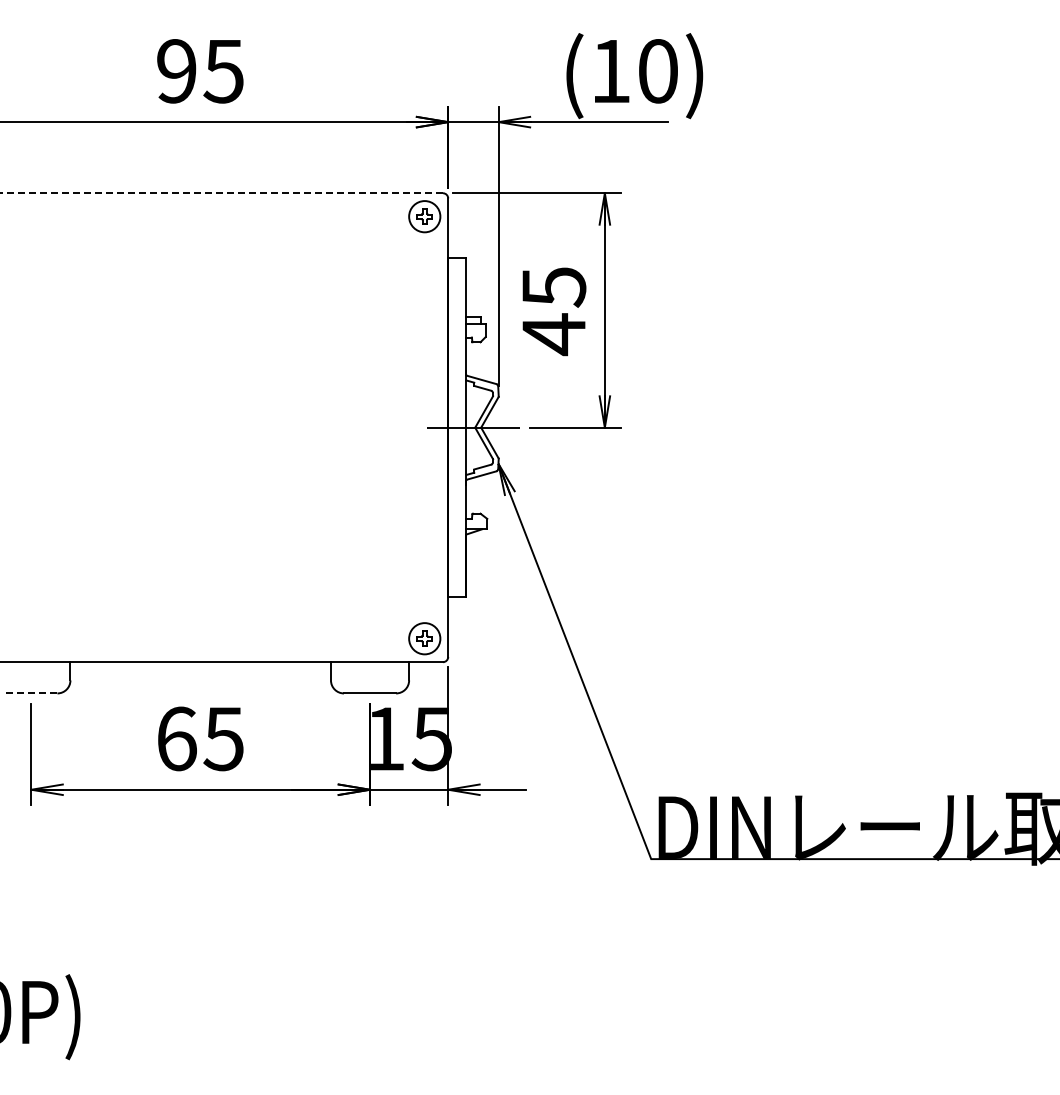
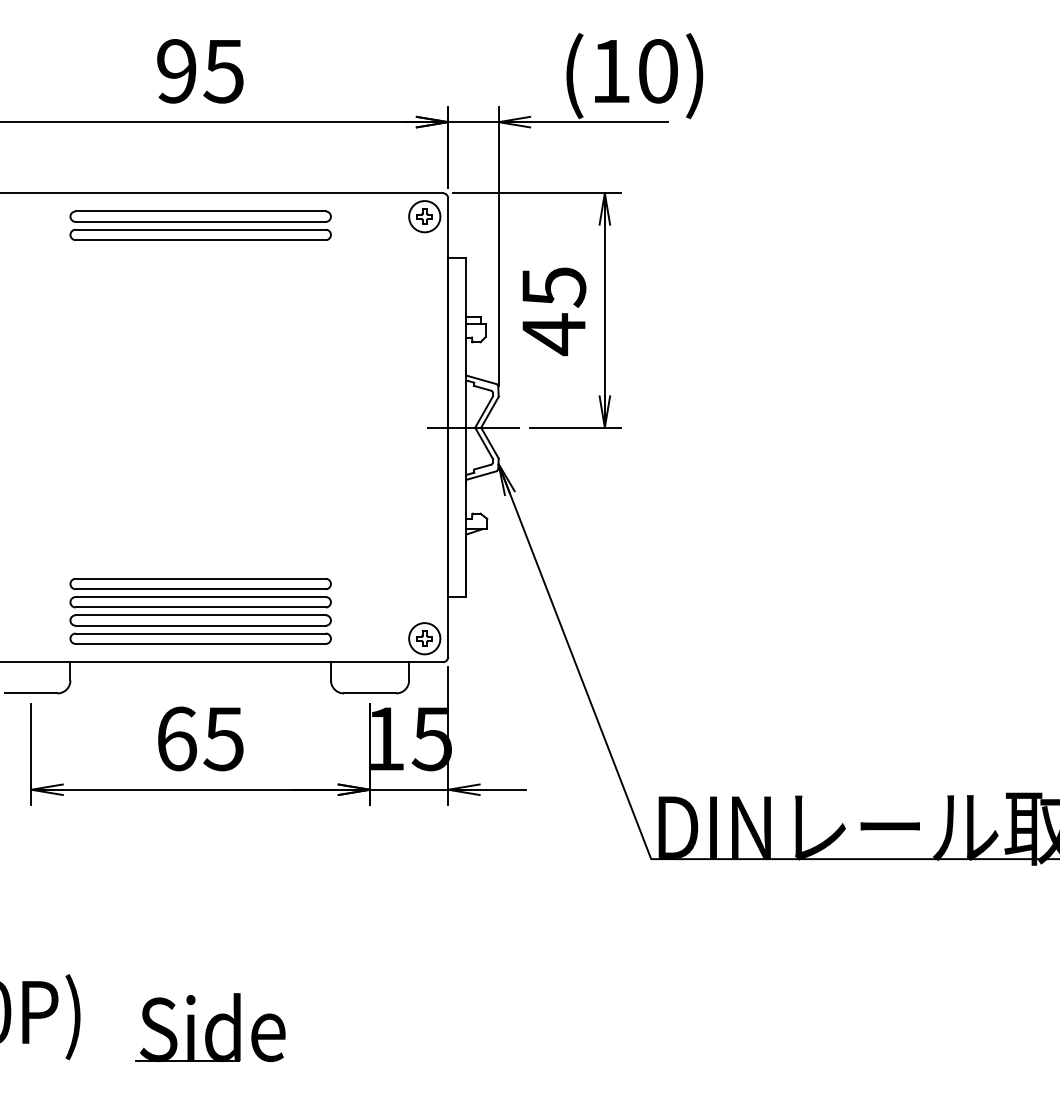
line: dashed -> solid (221, 193)
part: none -> present (200, 225)
part: none -> present (200, 611)
line: dashed -> solid (30, 693)
part: none -> present (210, 1027)
